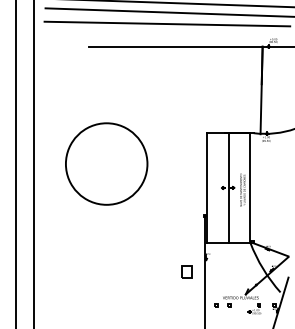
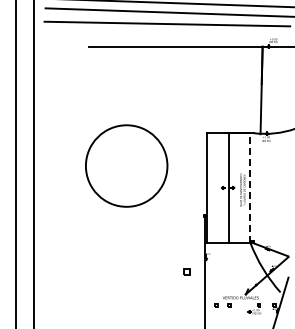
circle position: (106, 163) -> (126, 165) (126, 165)
line: solid -> dashed (250, 188)
part size: 12x14 px -> 8x8 px (186, 271)
